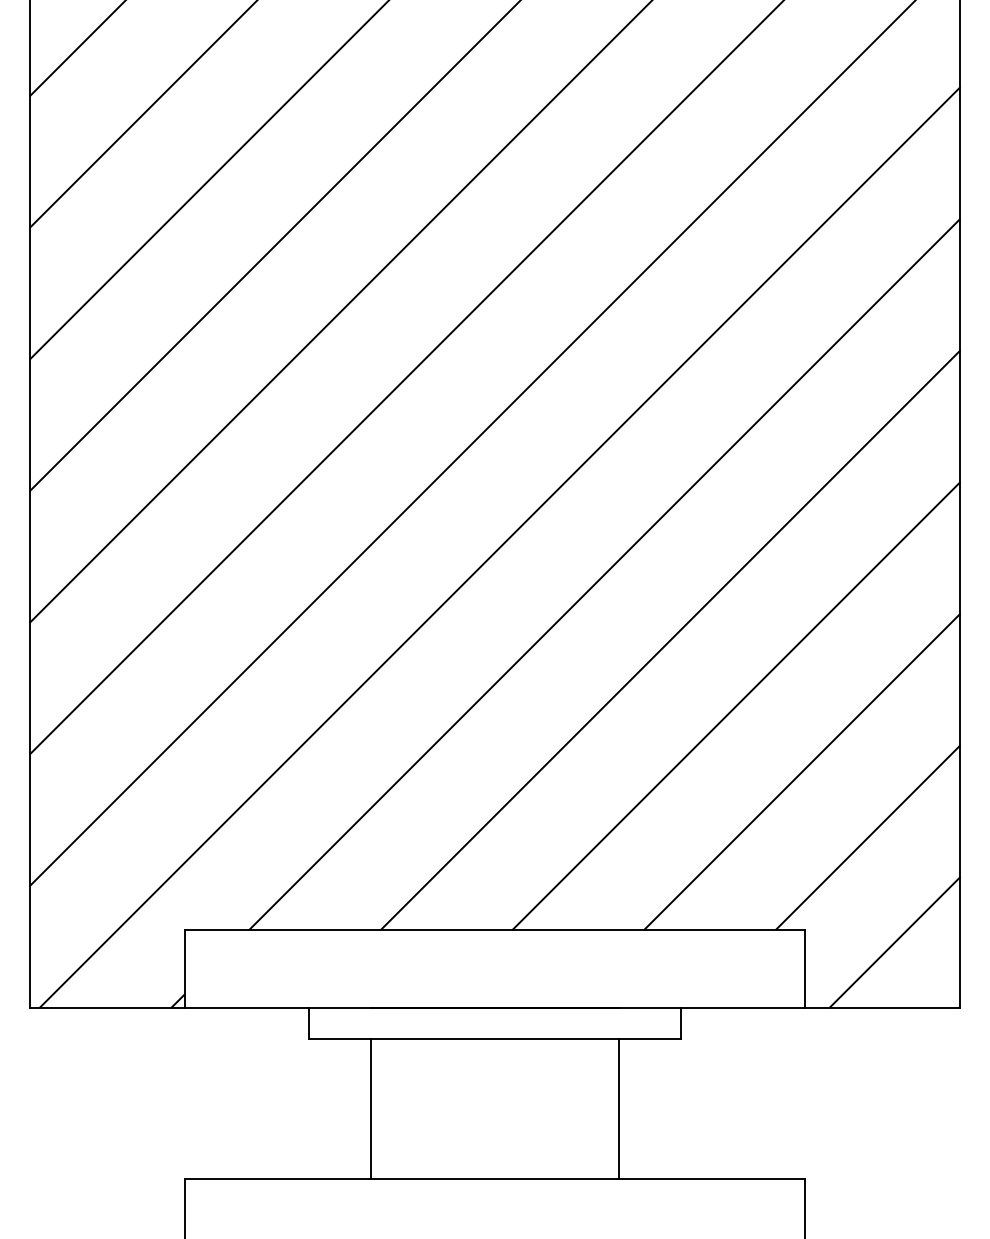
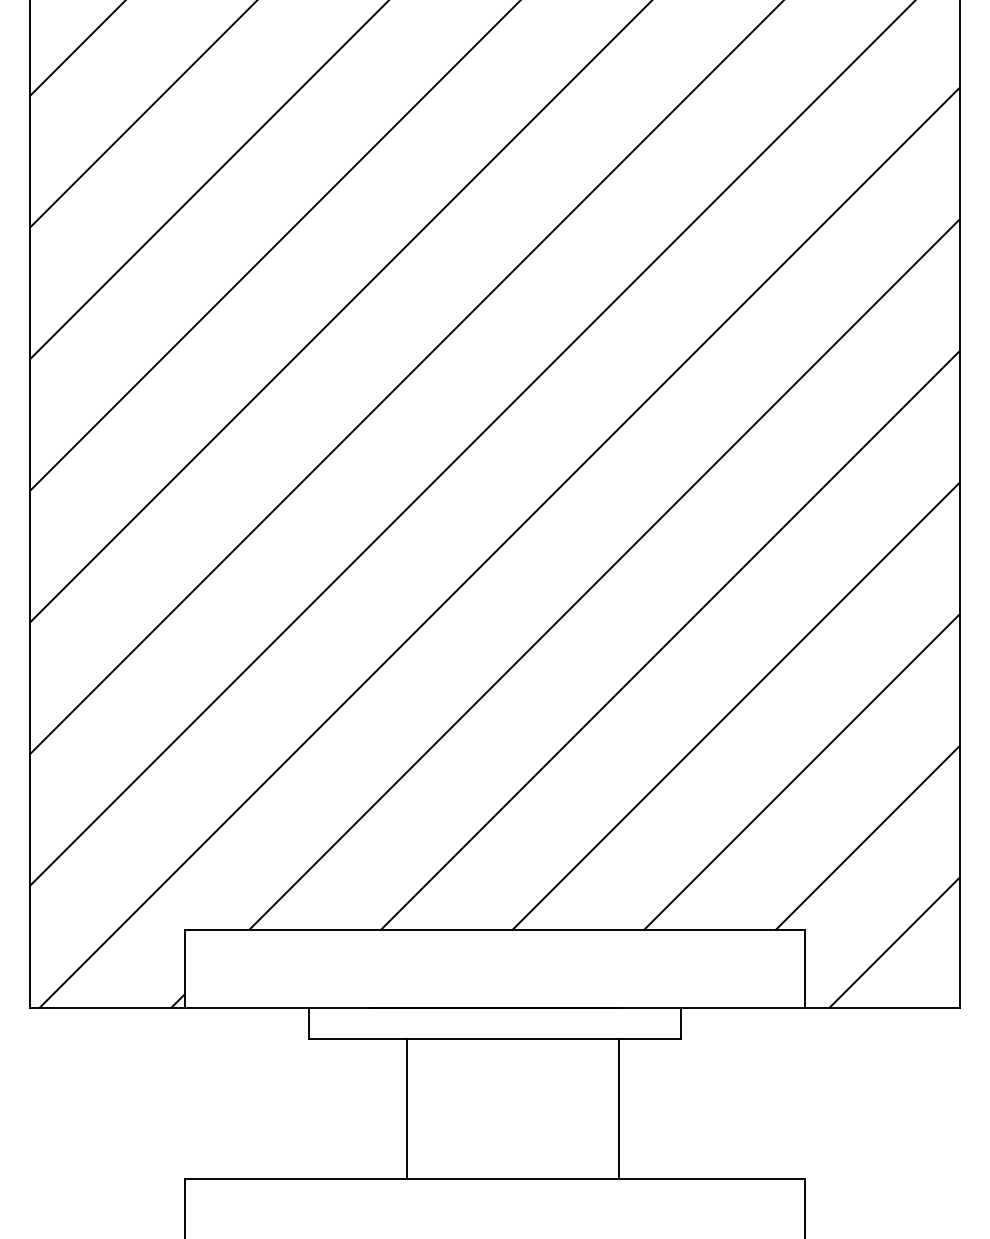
line position: (370, 1108) -> (406, 1108) (406, 1108)
